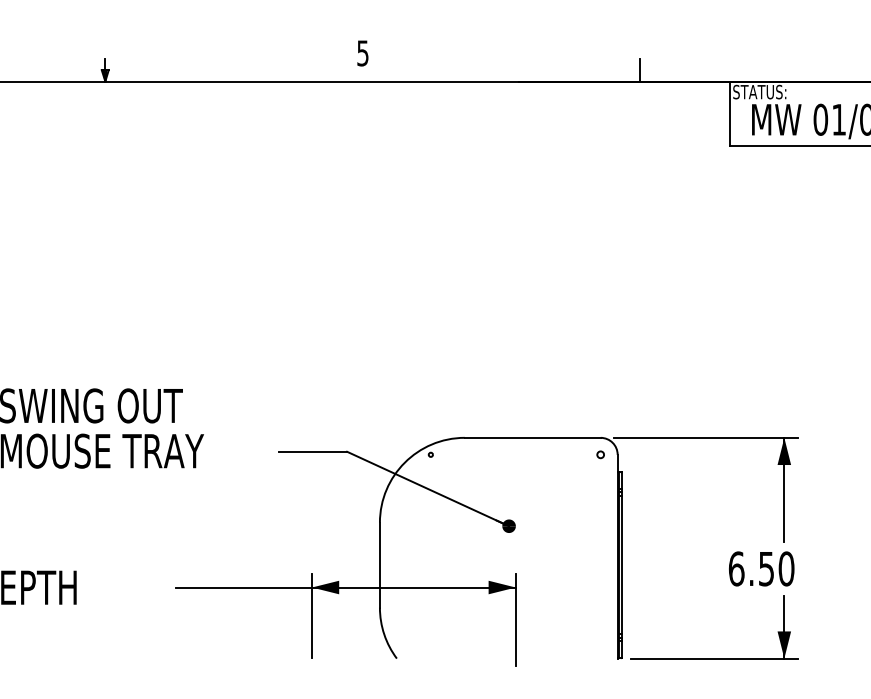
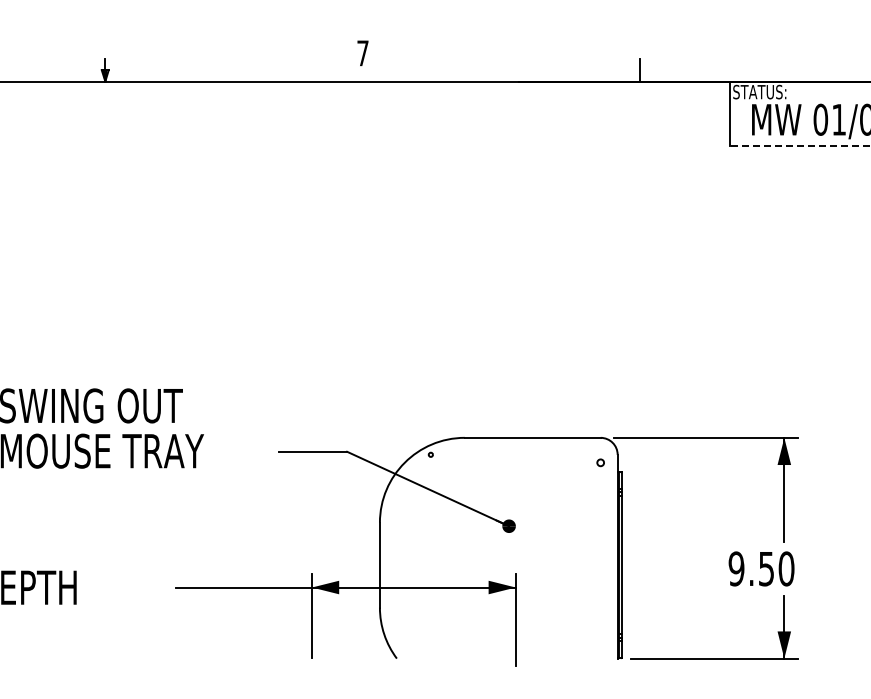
text: 5 -> 7 (362, 53)
line: solid -> dashed (799, 145)
circle position: (600, 454) -> (600, 462) (600, 462)
text: 6.50 -> 9.50 (736, 568)
